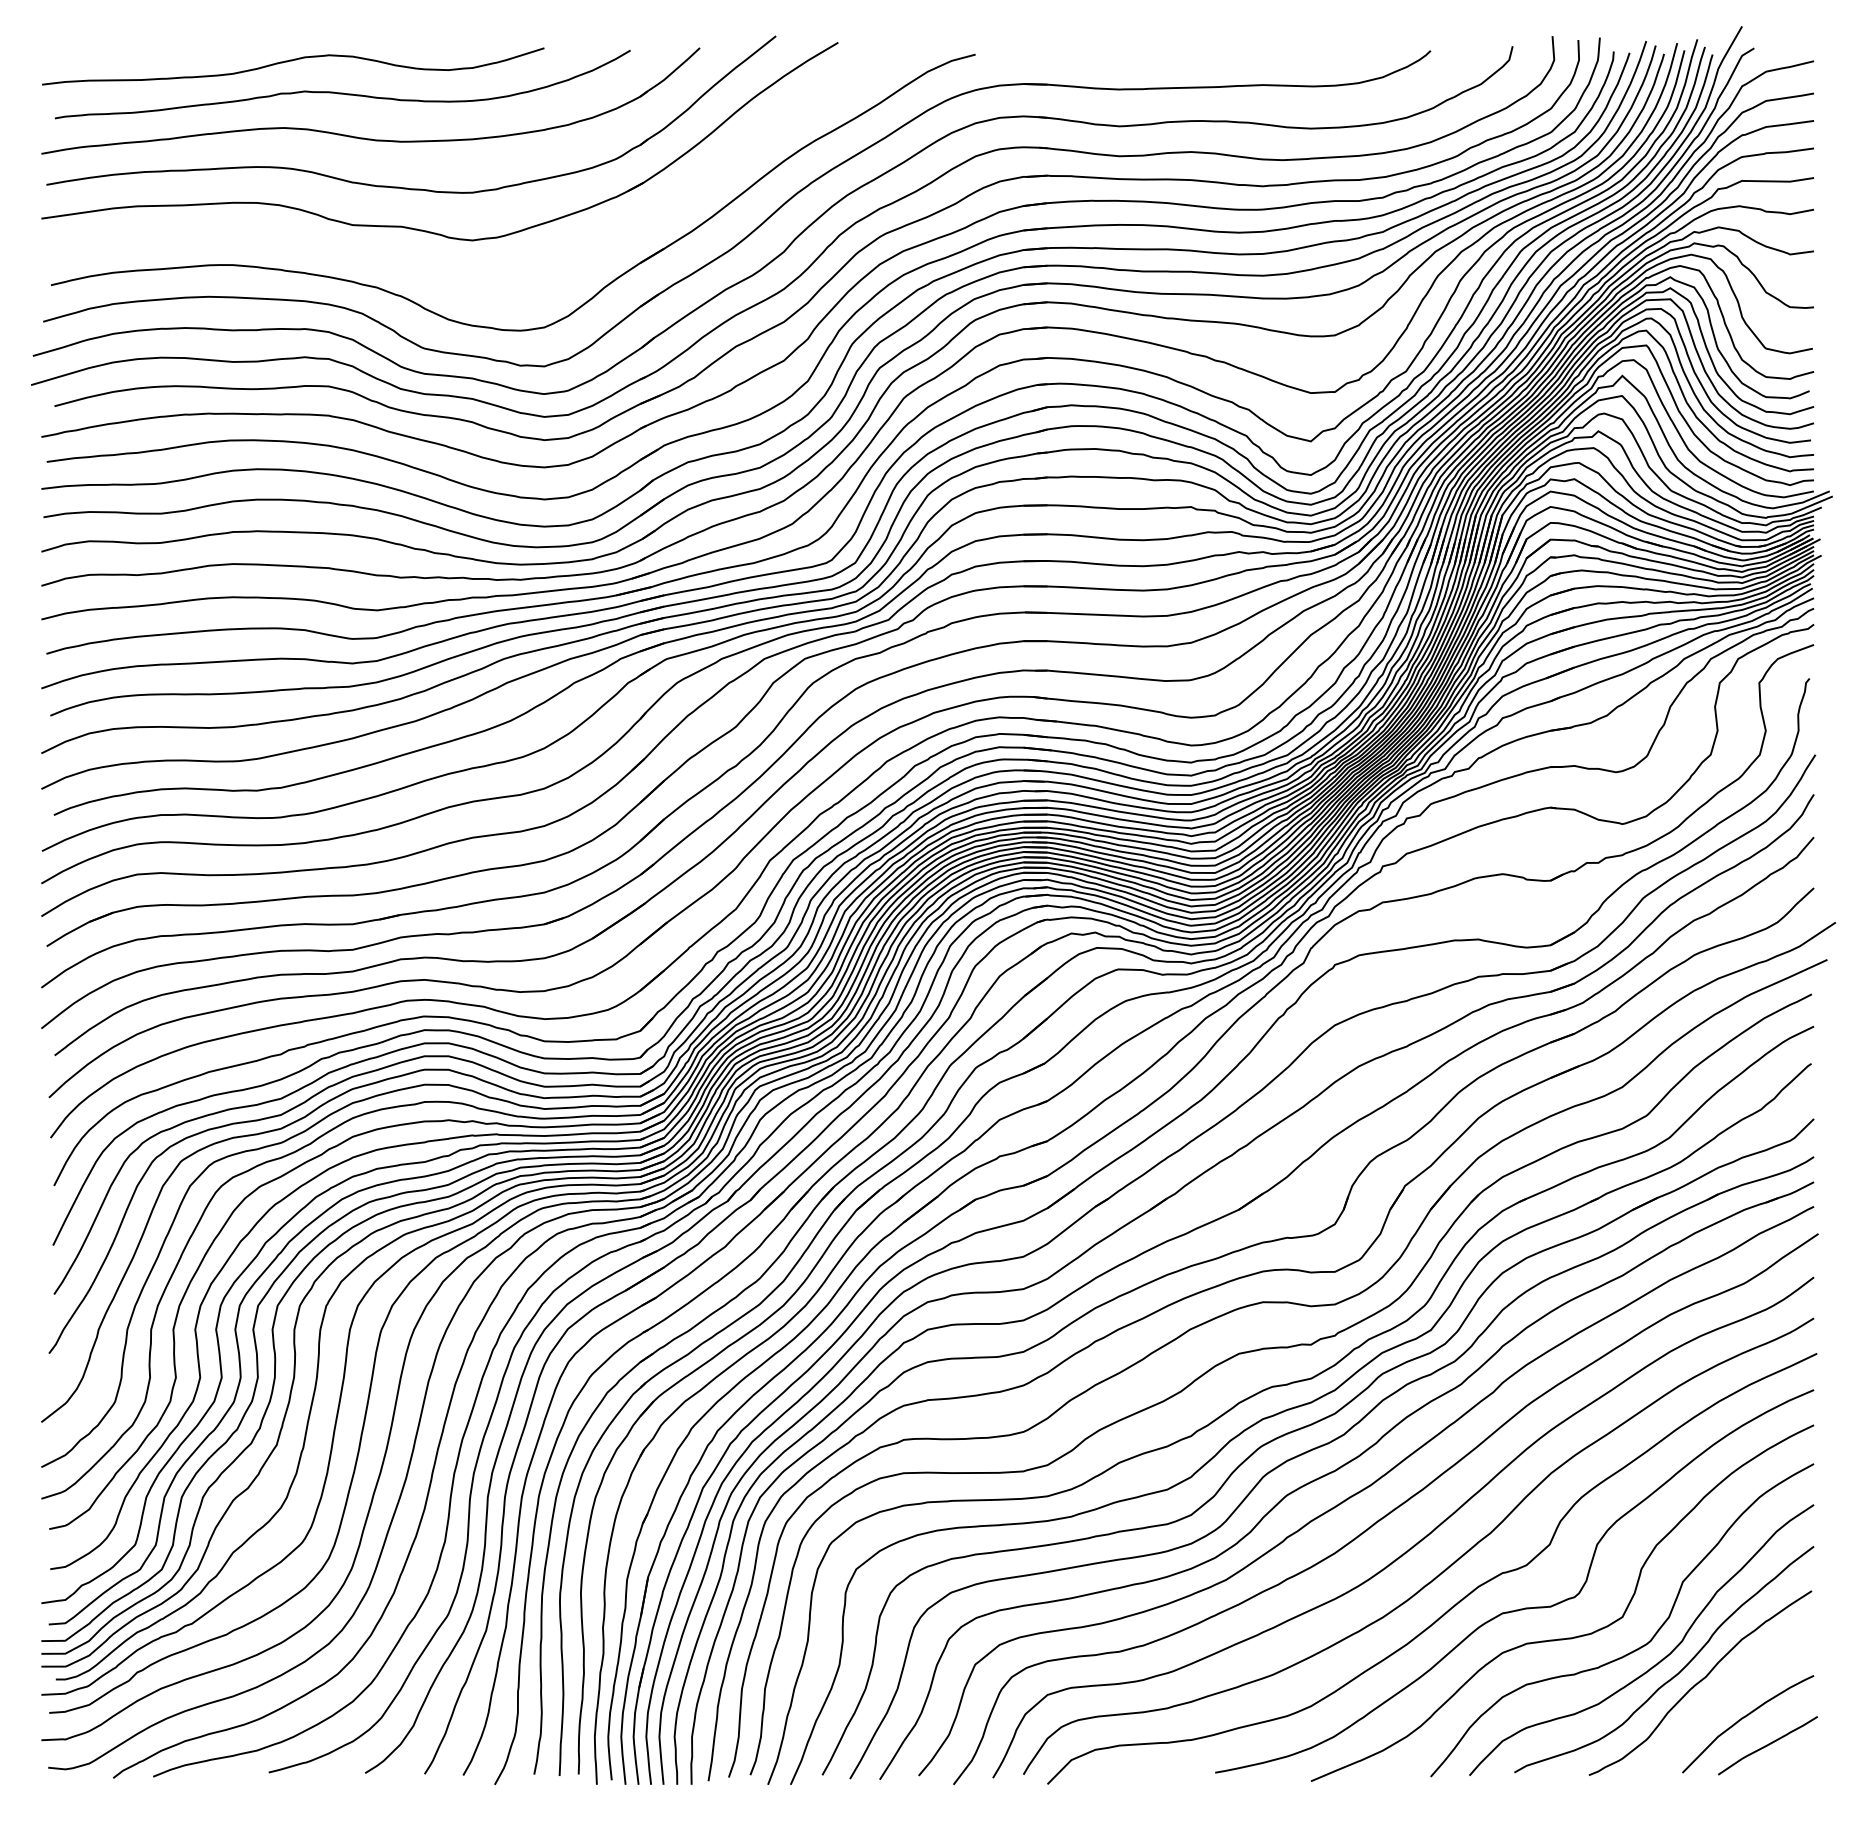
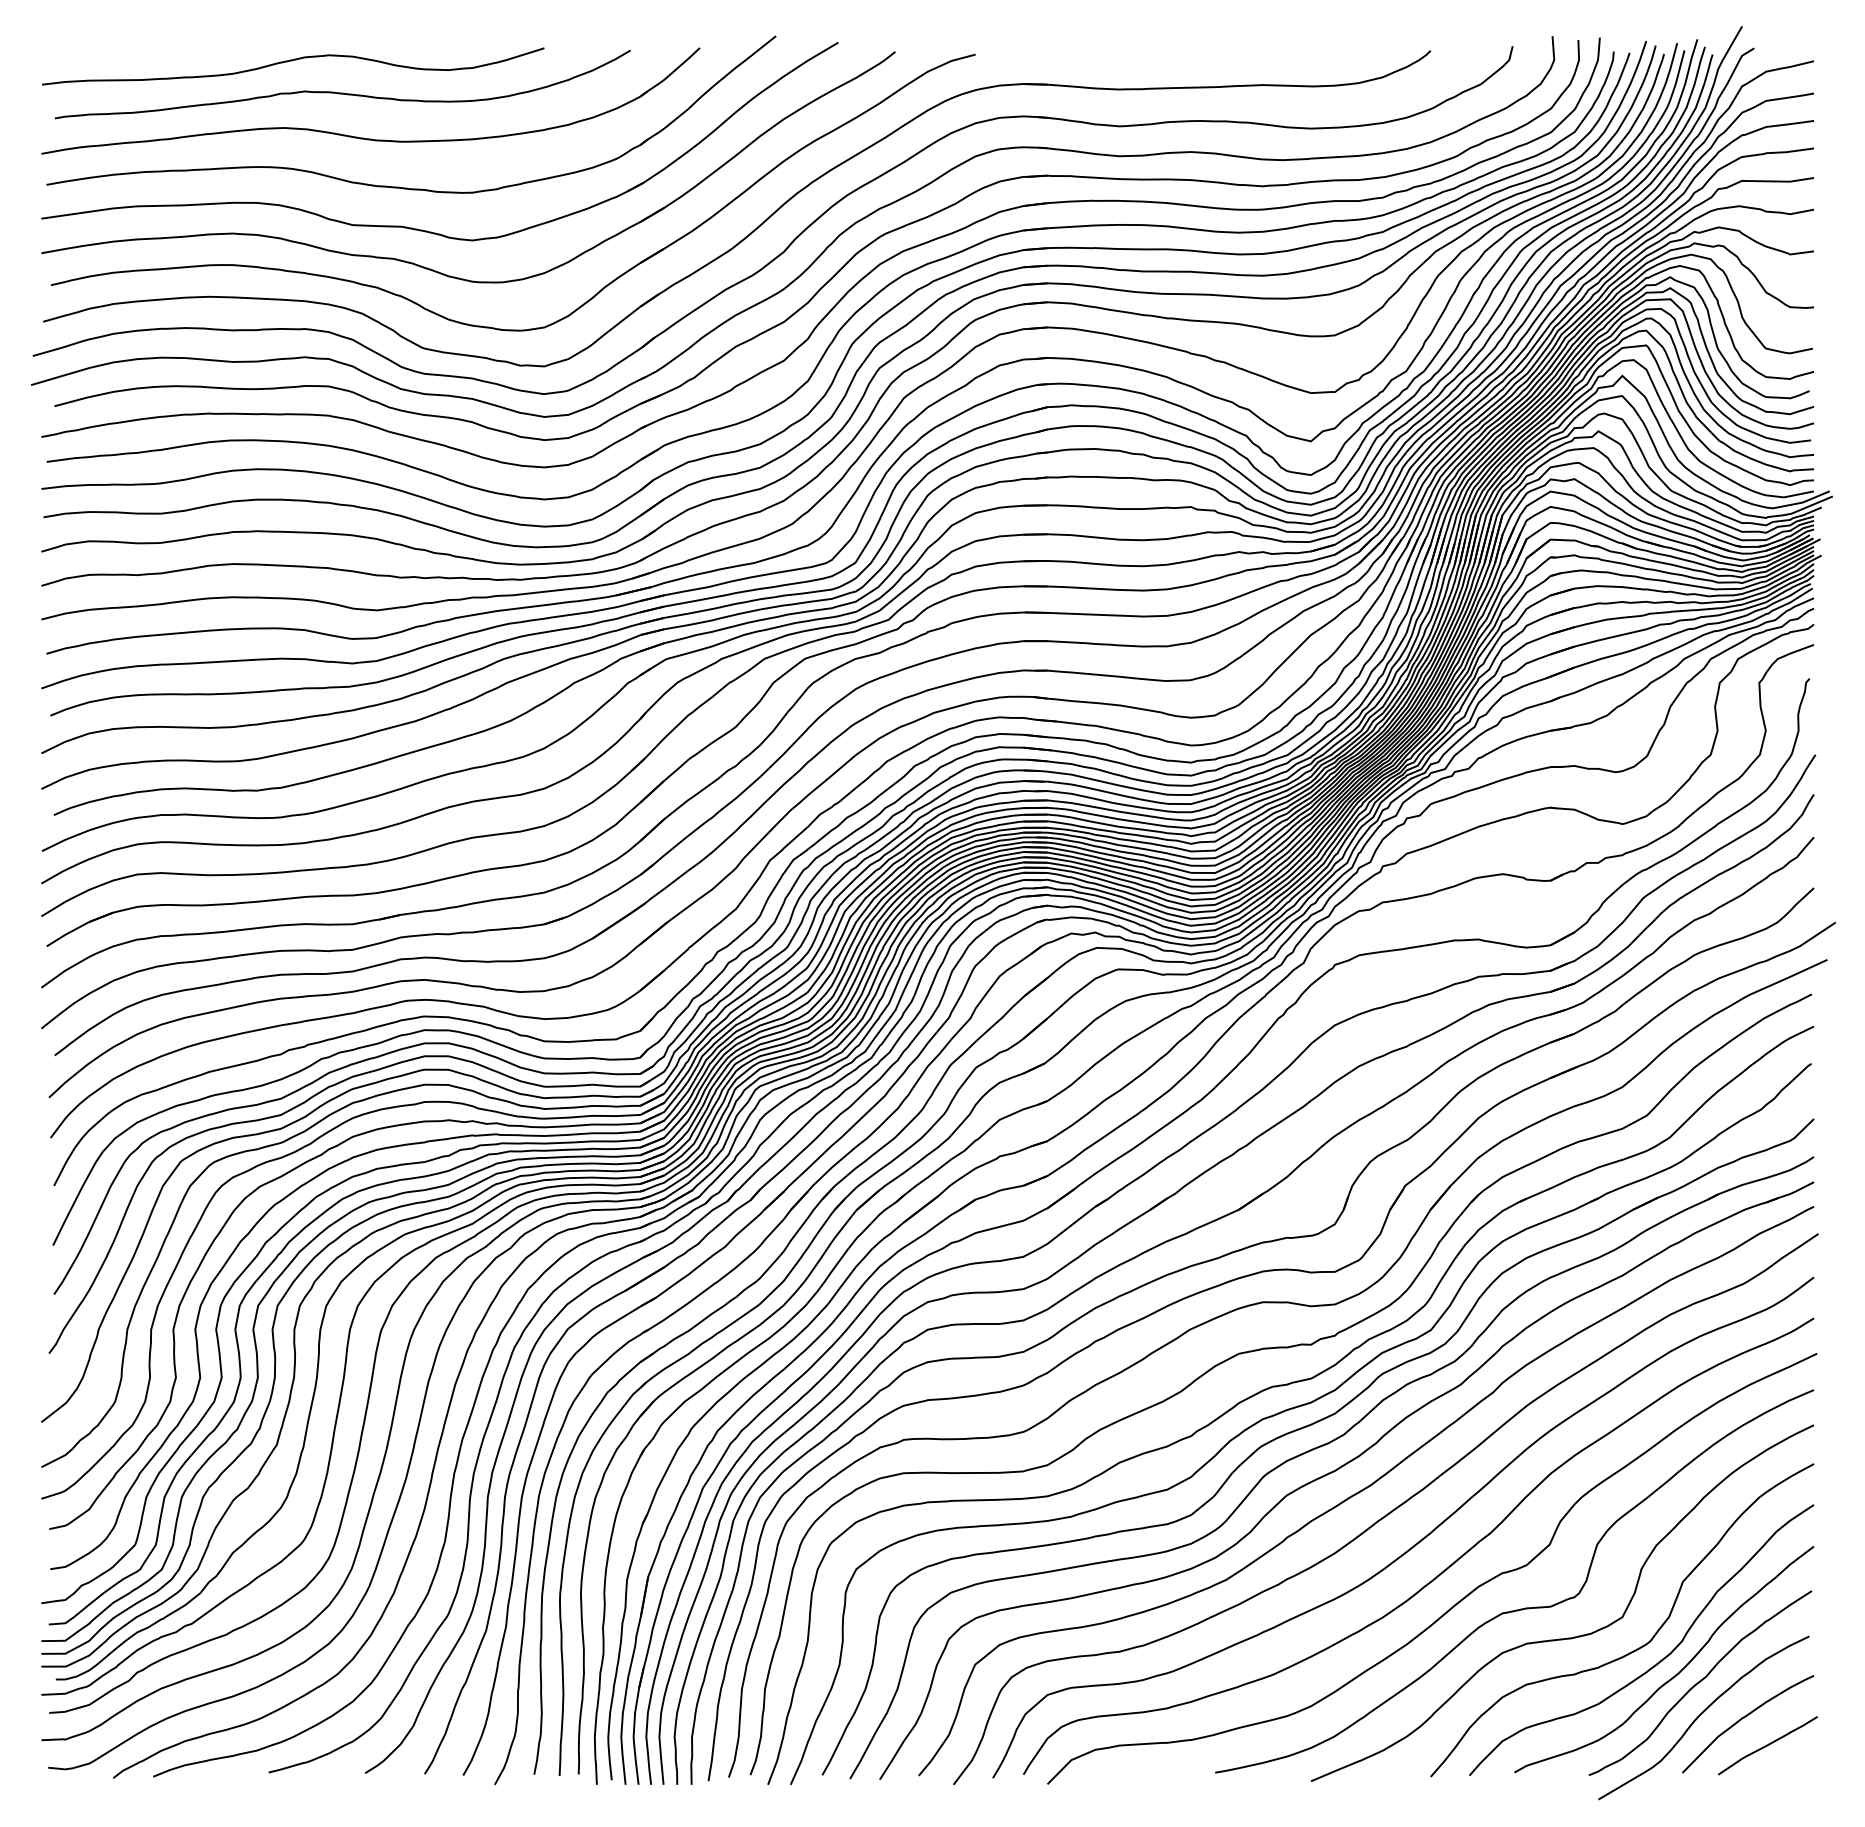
part: none -> present (433, 269)
curve: none -> present (1701, 1715)
